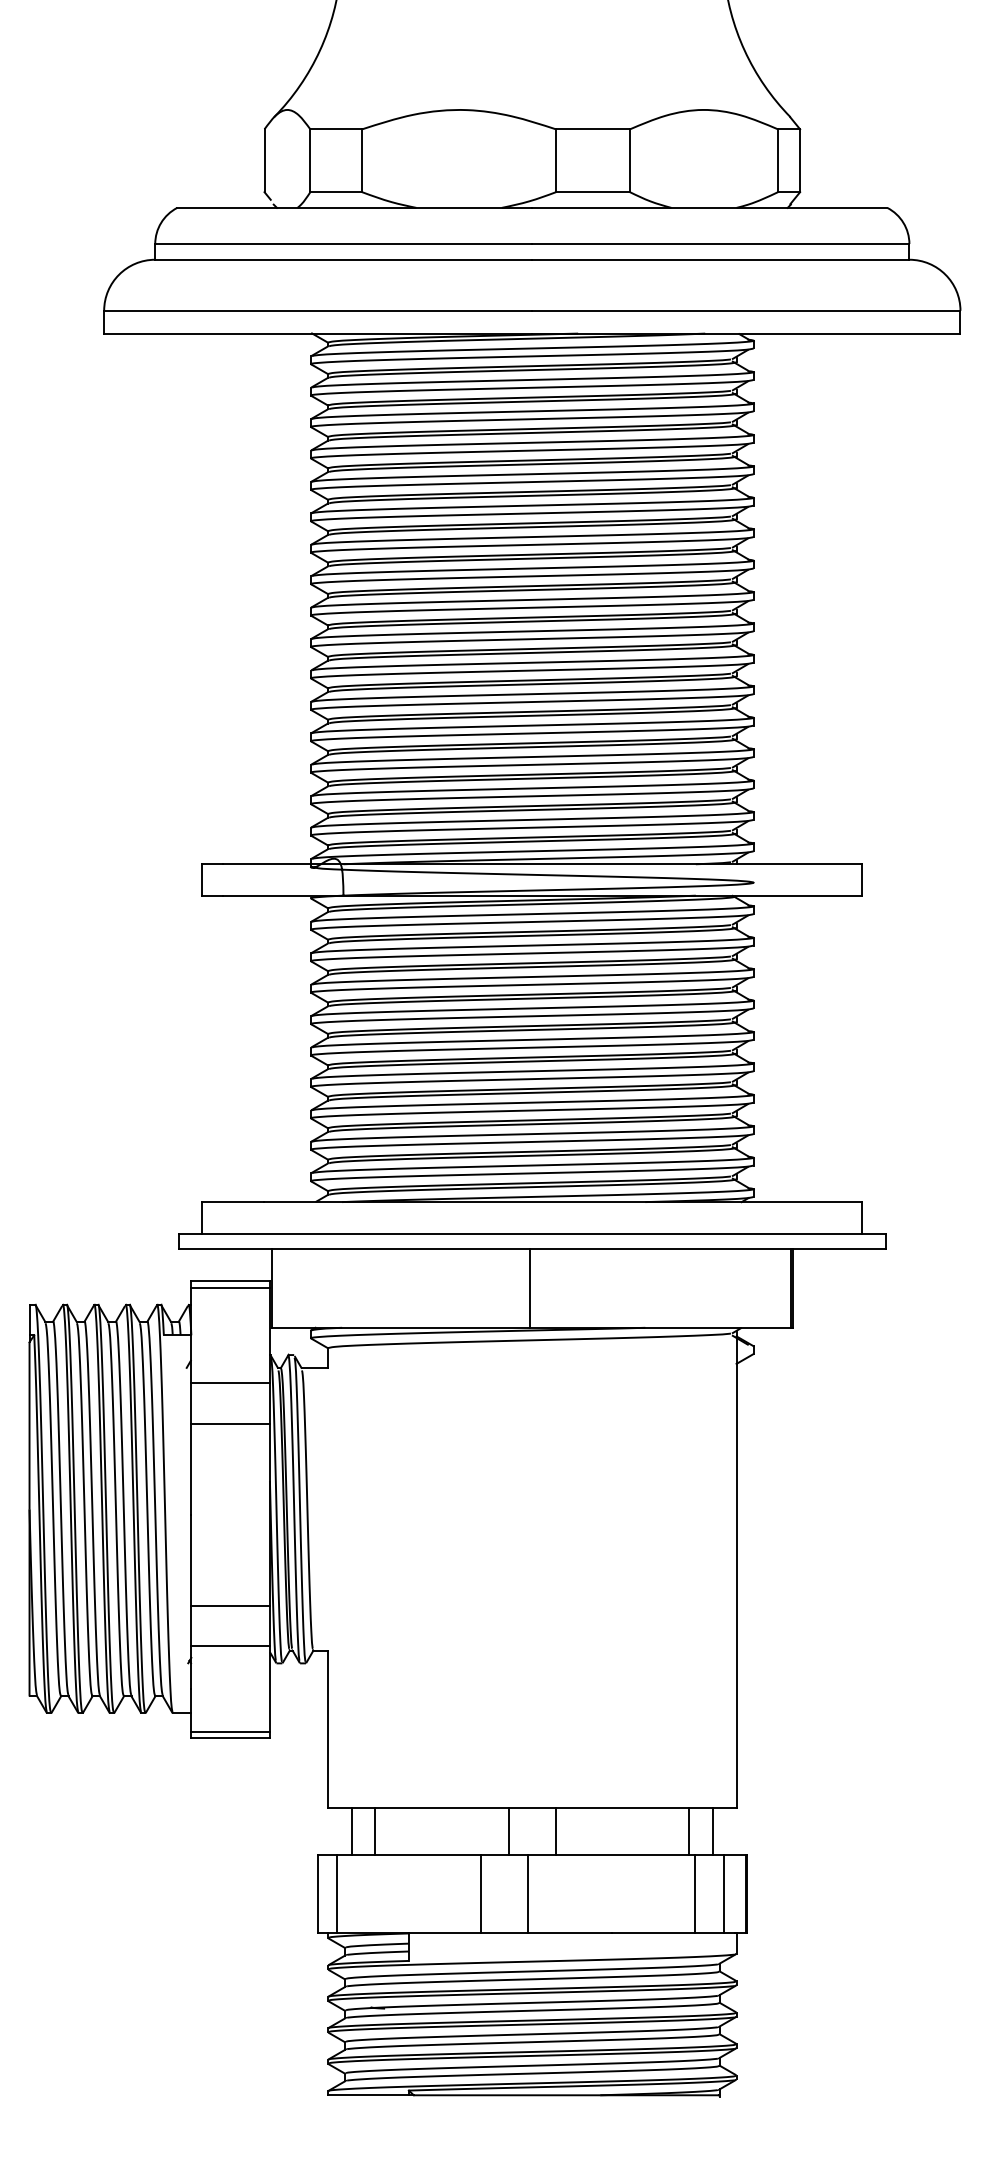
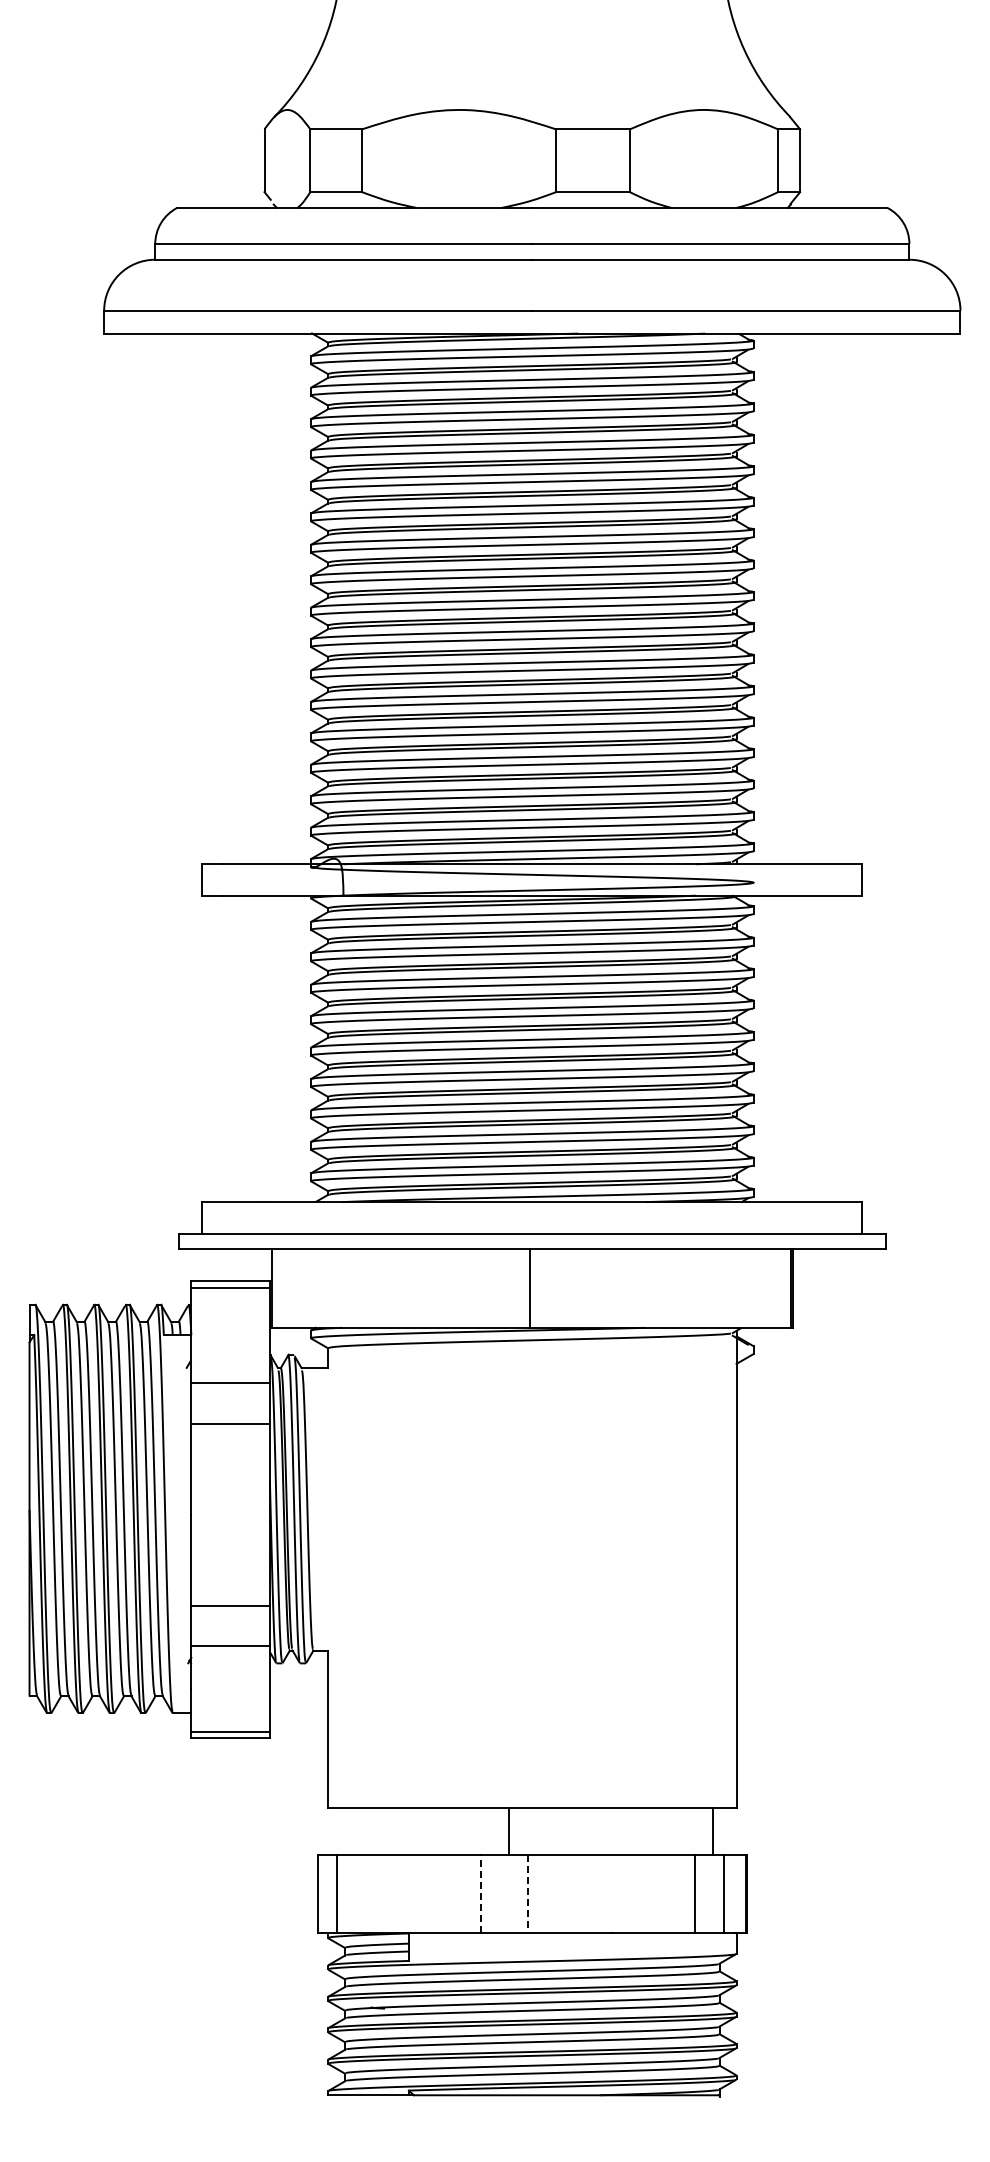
line: present -> none (351, 1830)
line: present -> none (375, 1830)
line: present -> none (555, 1830)
line: present -> none (689, 1830)
line: solid -> dashed (481, 1893)
line: solid -> dashed (527, 1894)
